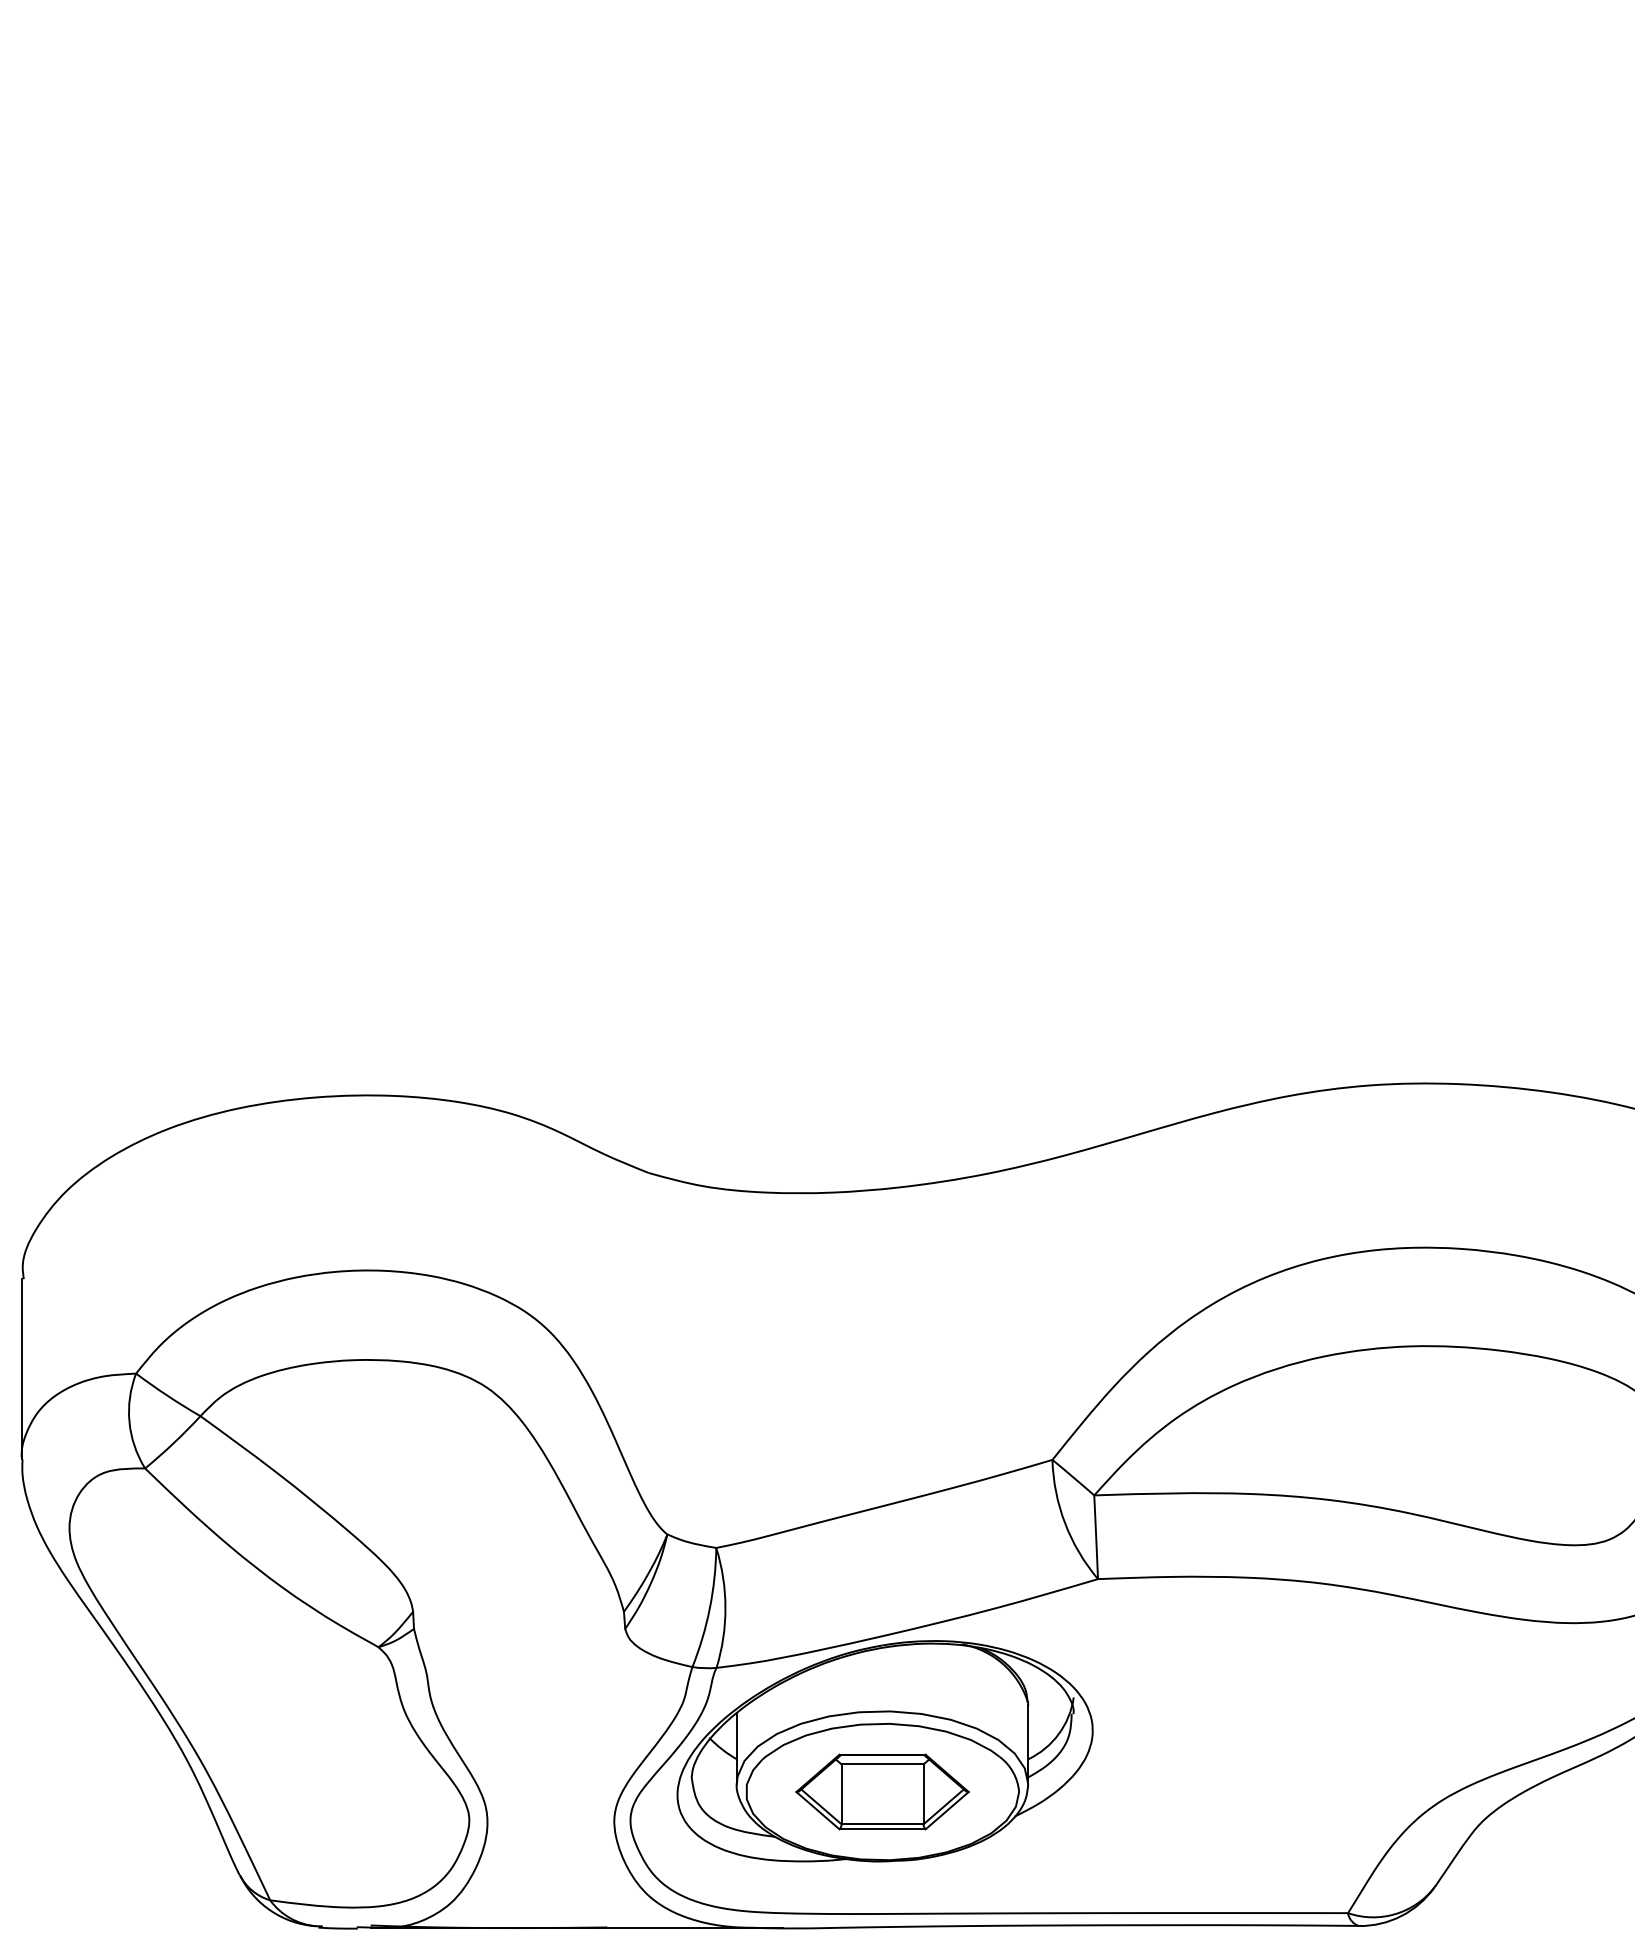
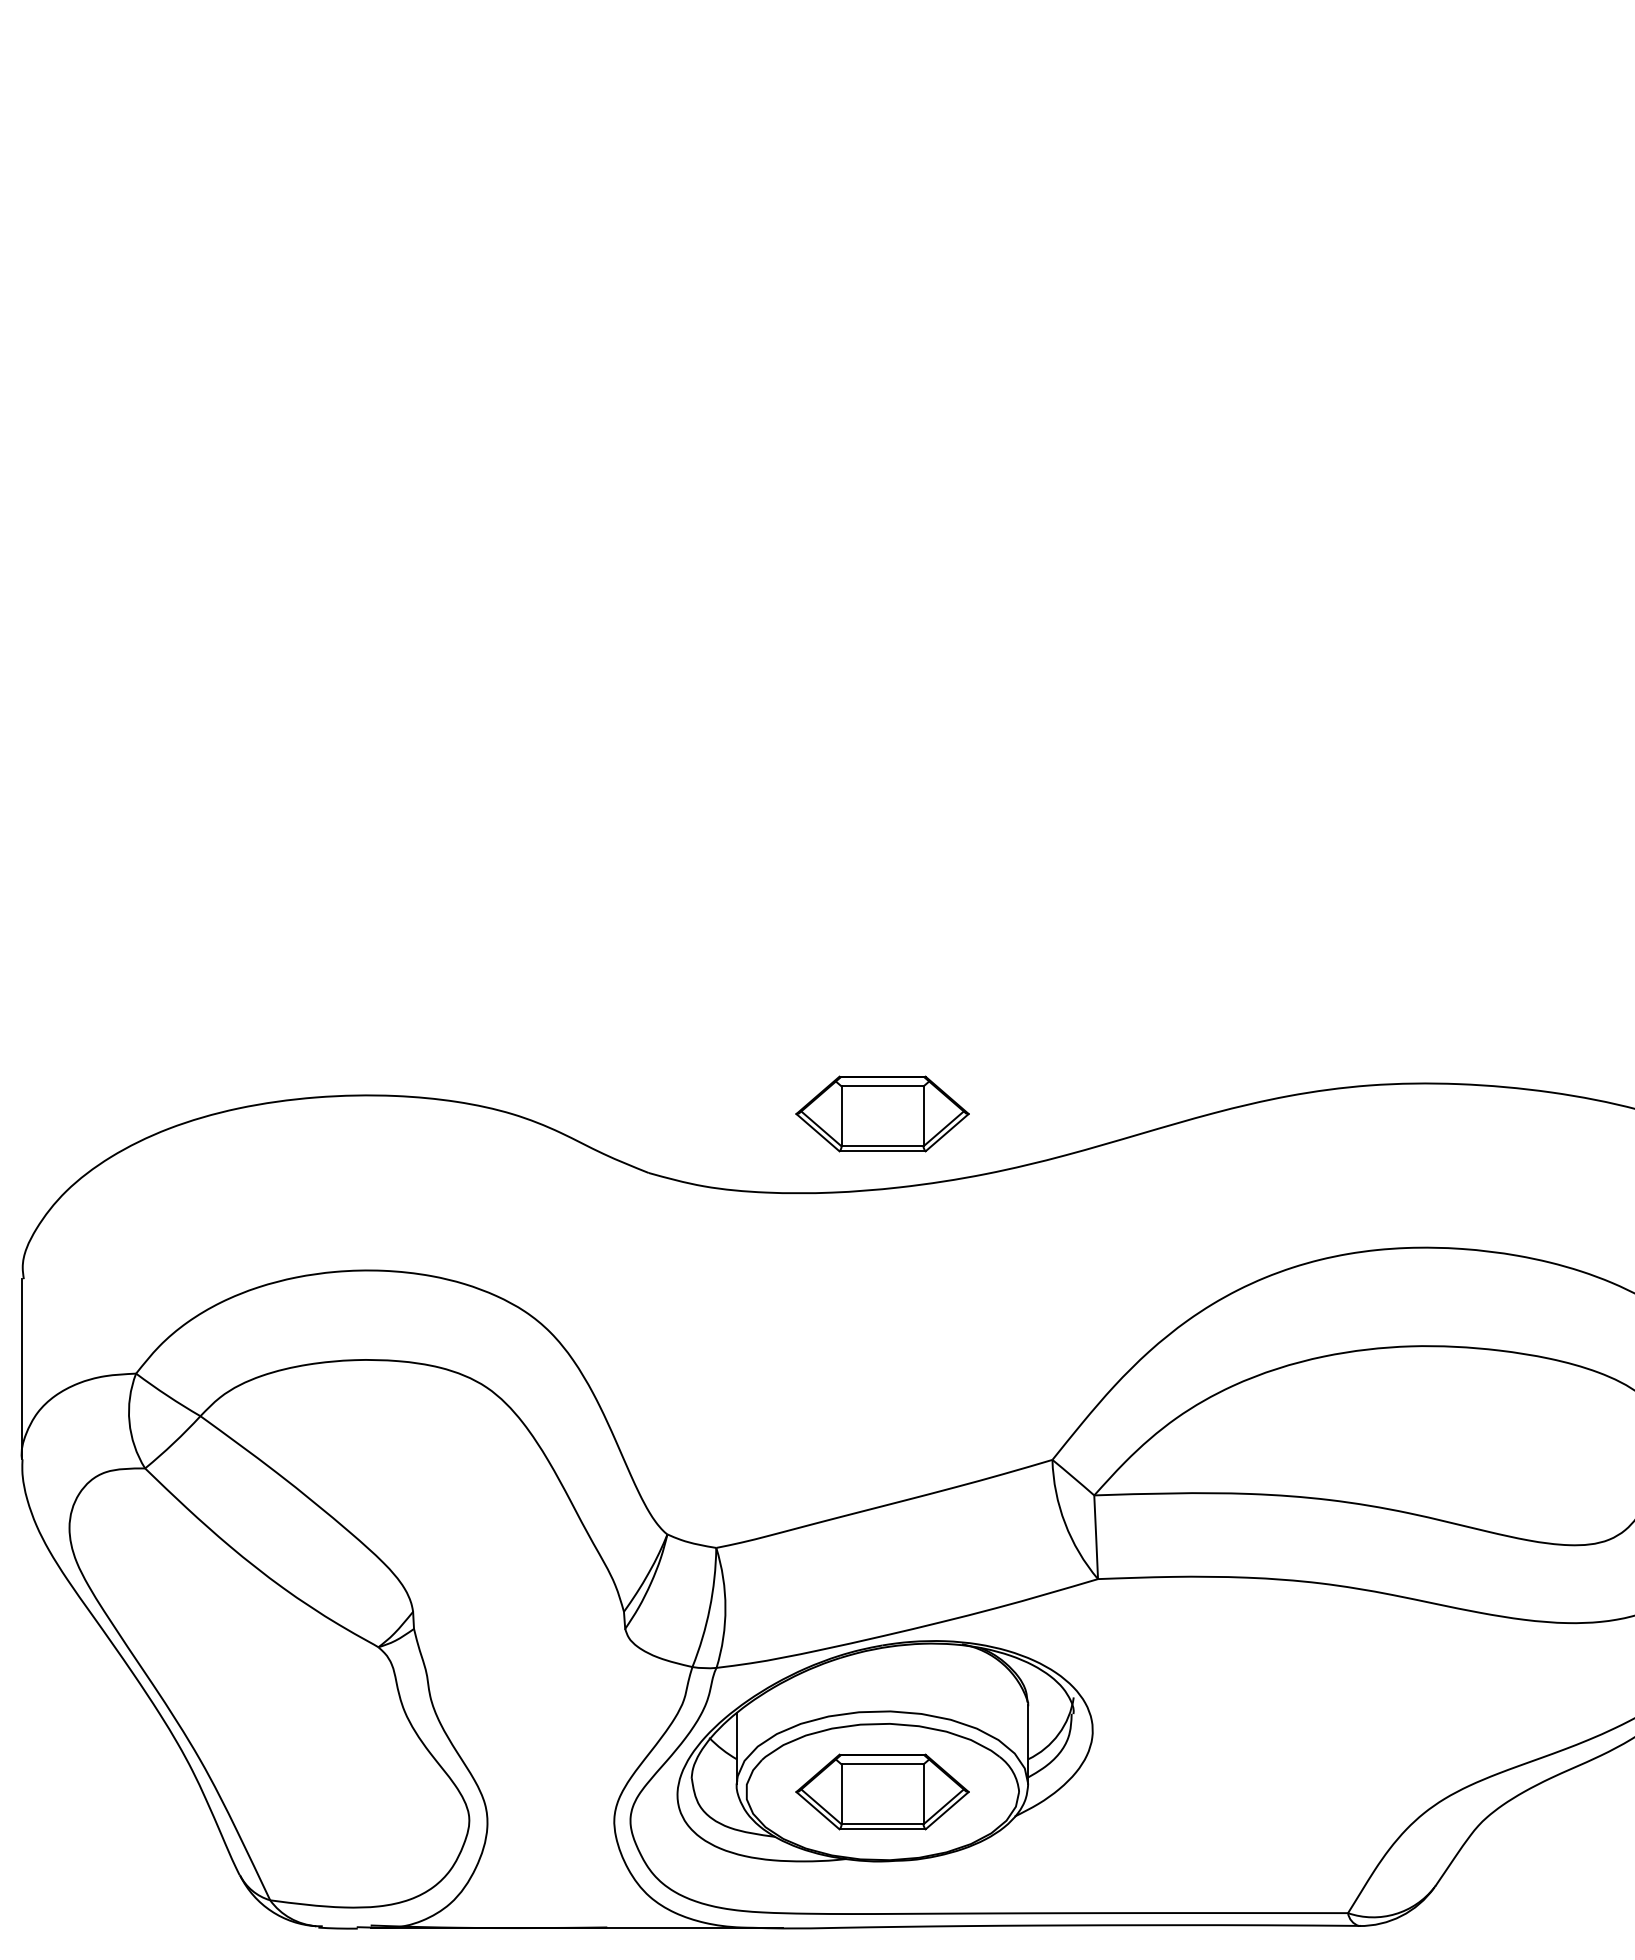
part: none -> present (882, 1113)
